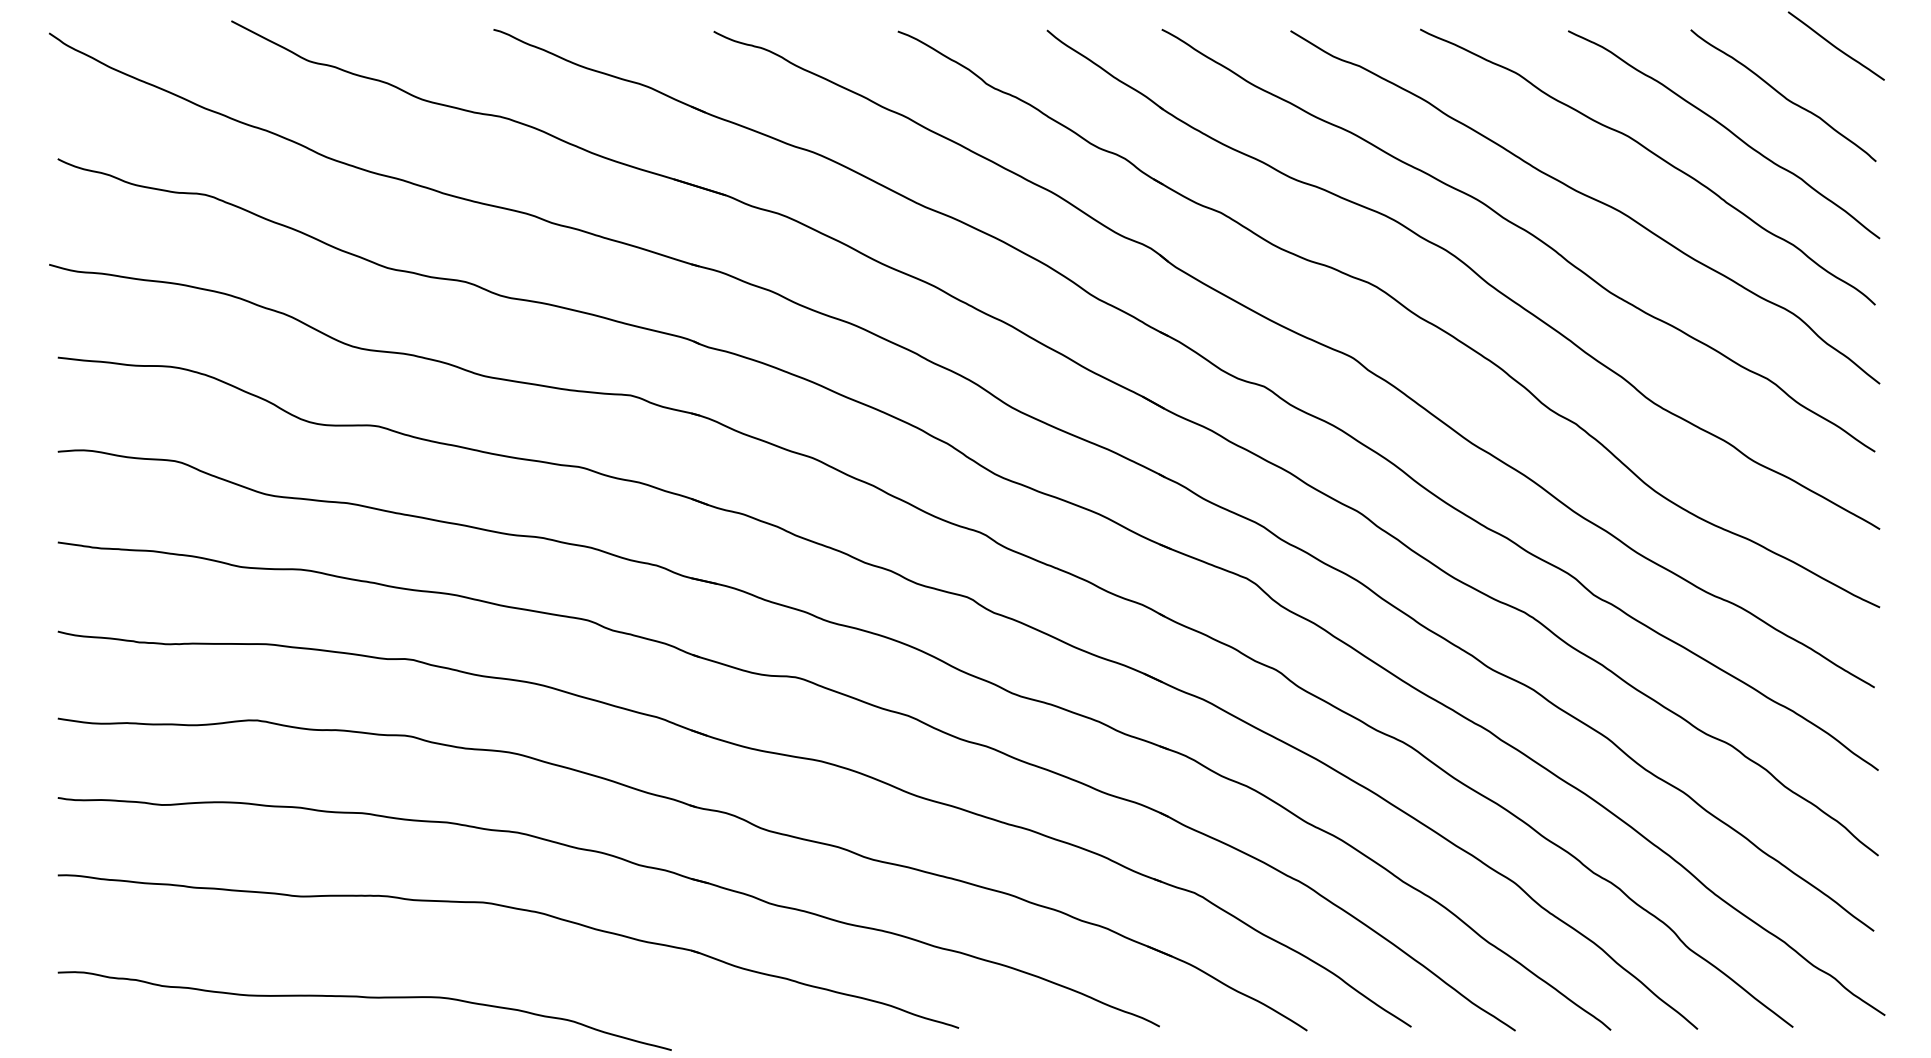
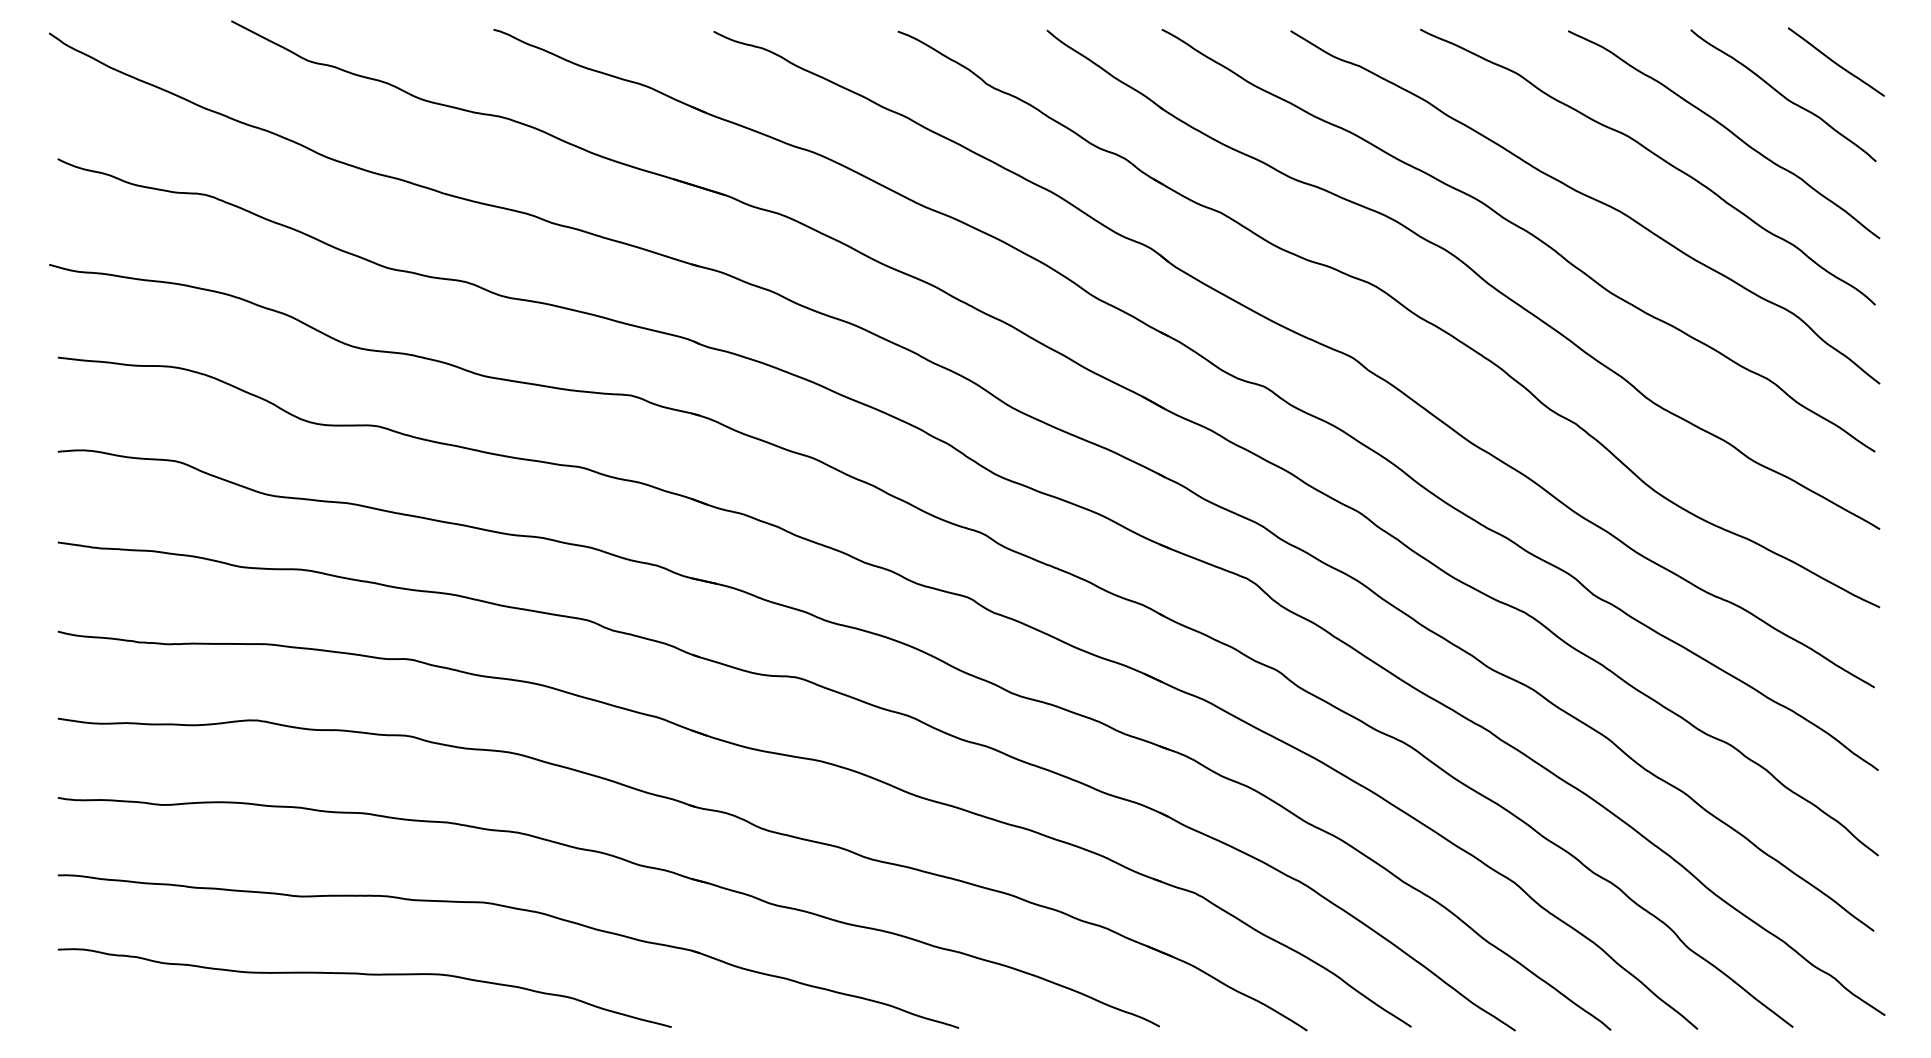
curve position: (1835, 45) -> (1835, 61) (1835, 61)
curve position: (364, 998) -> (364, 975) (364, 975)
